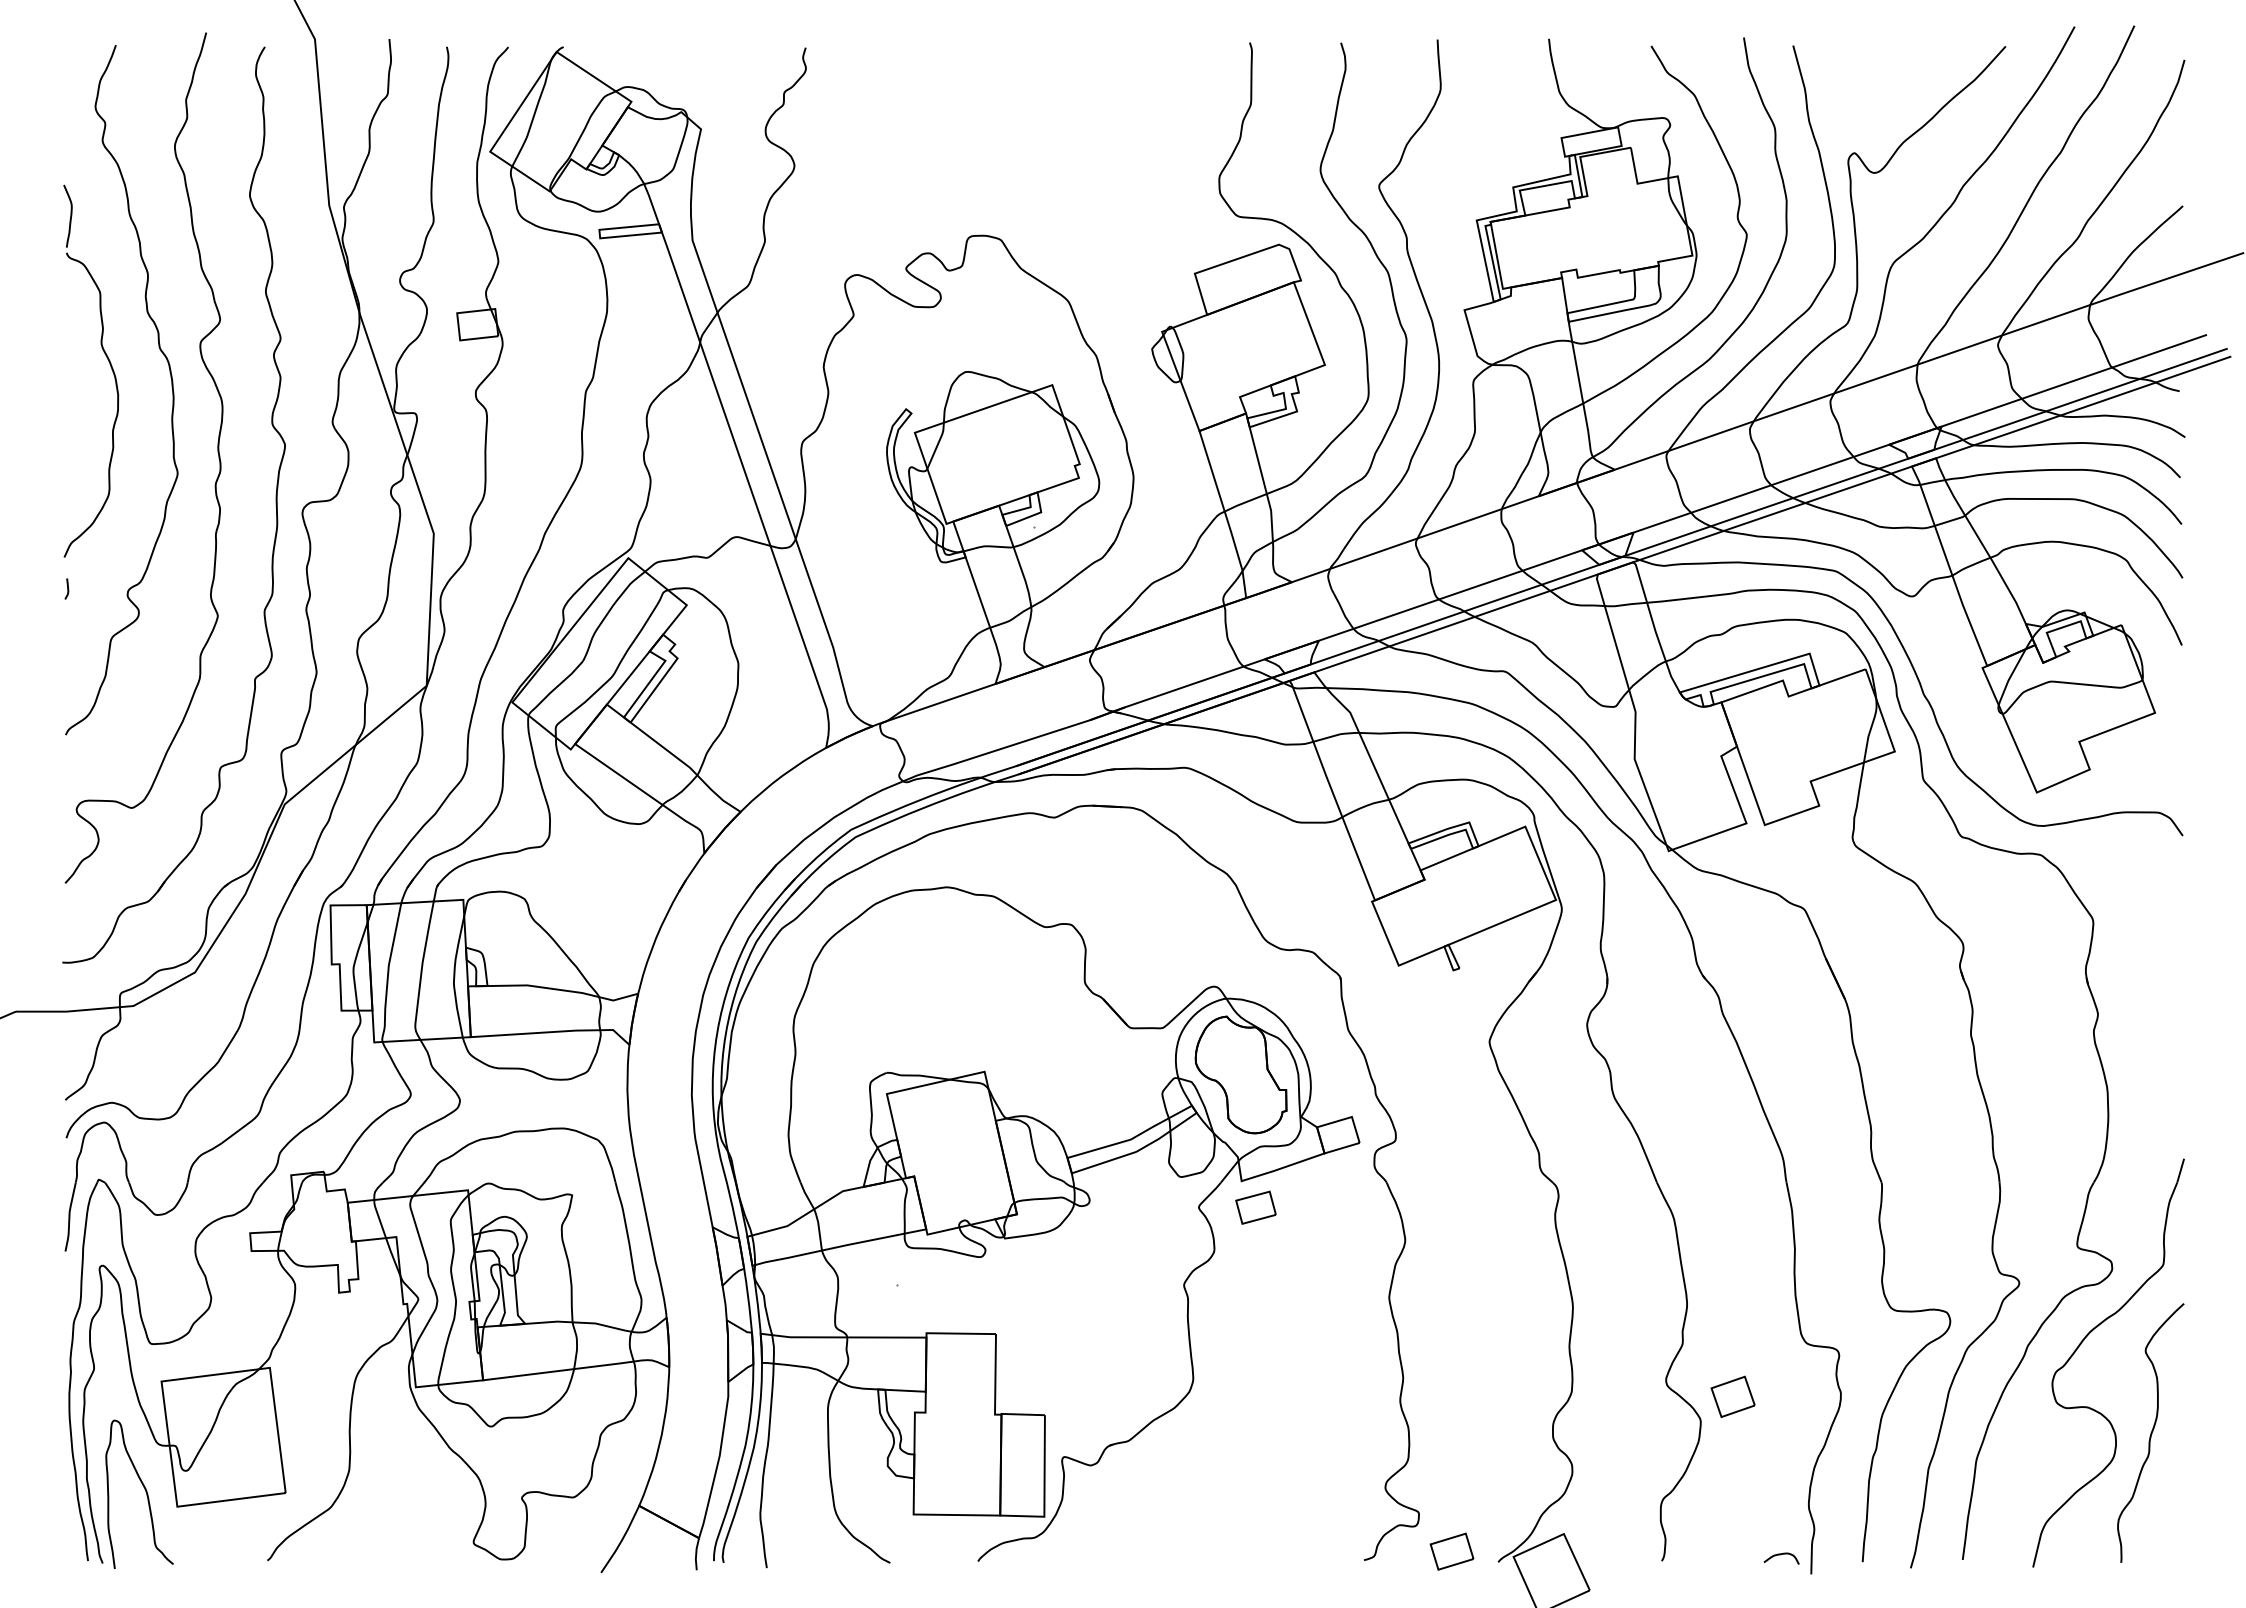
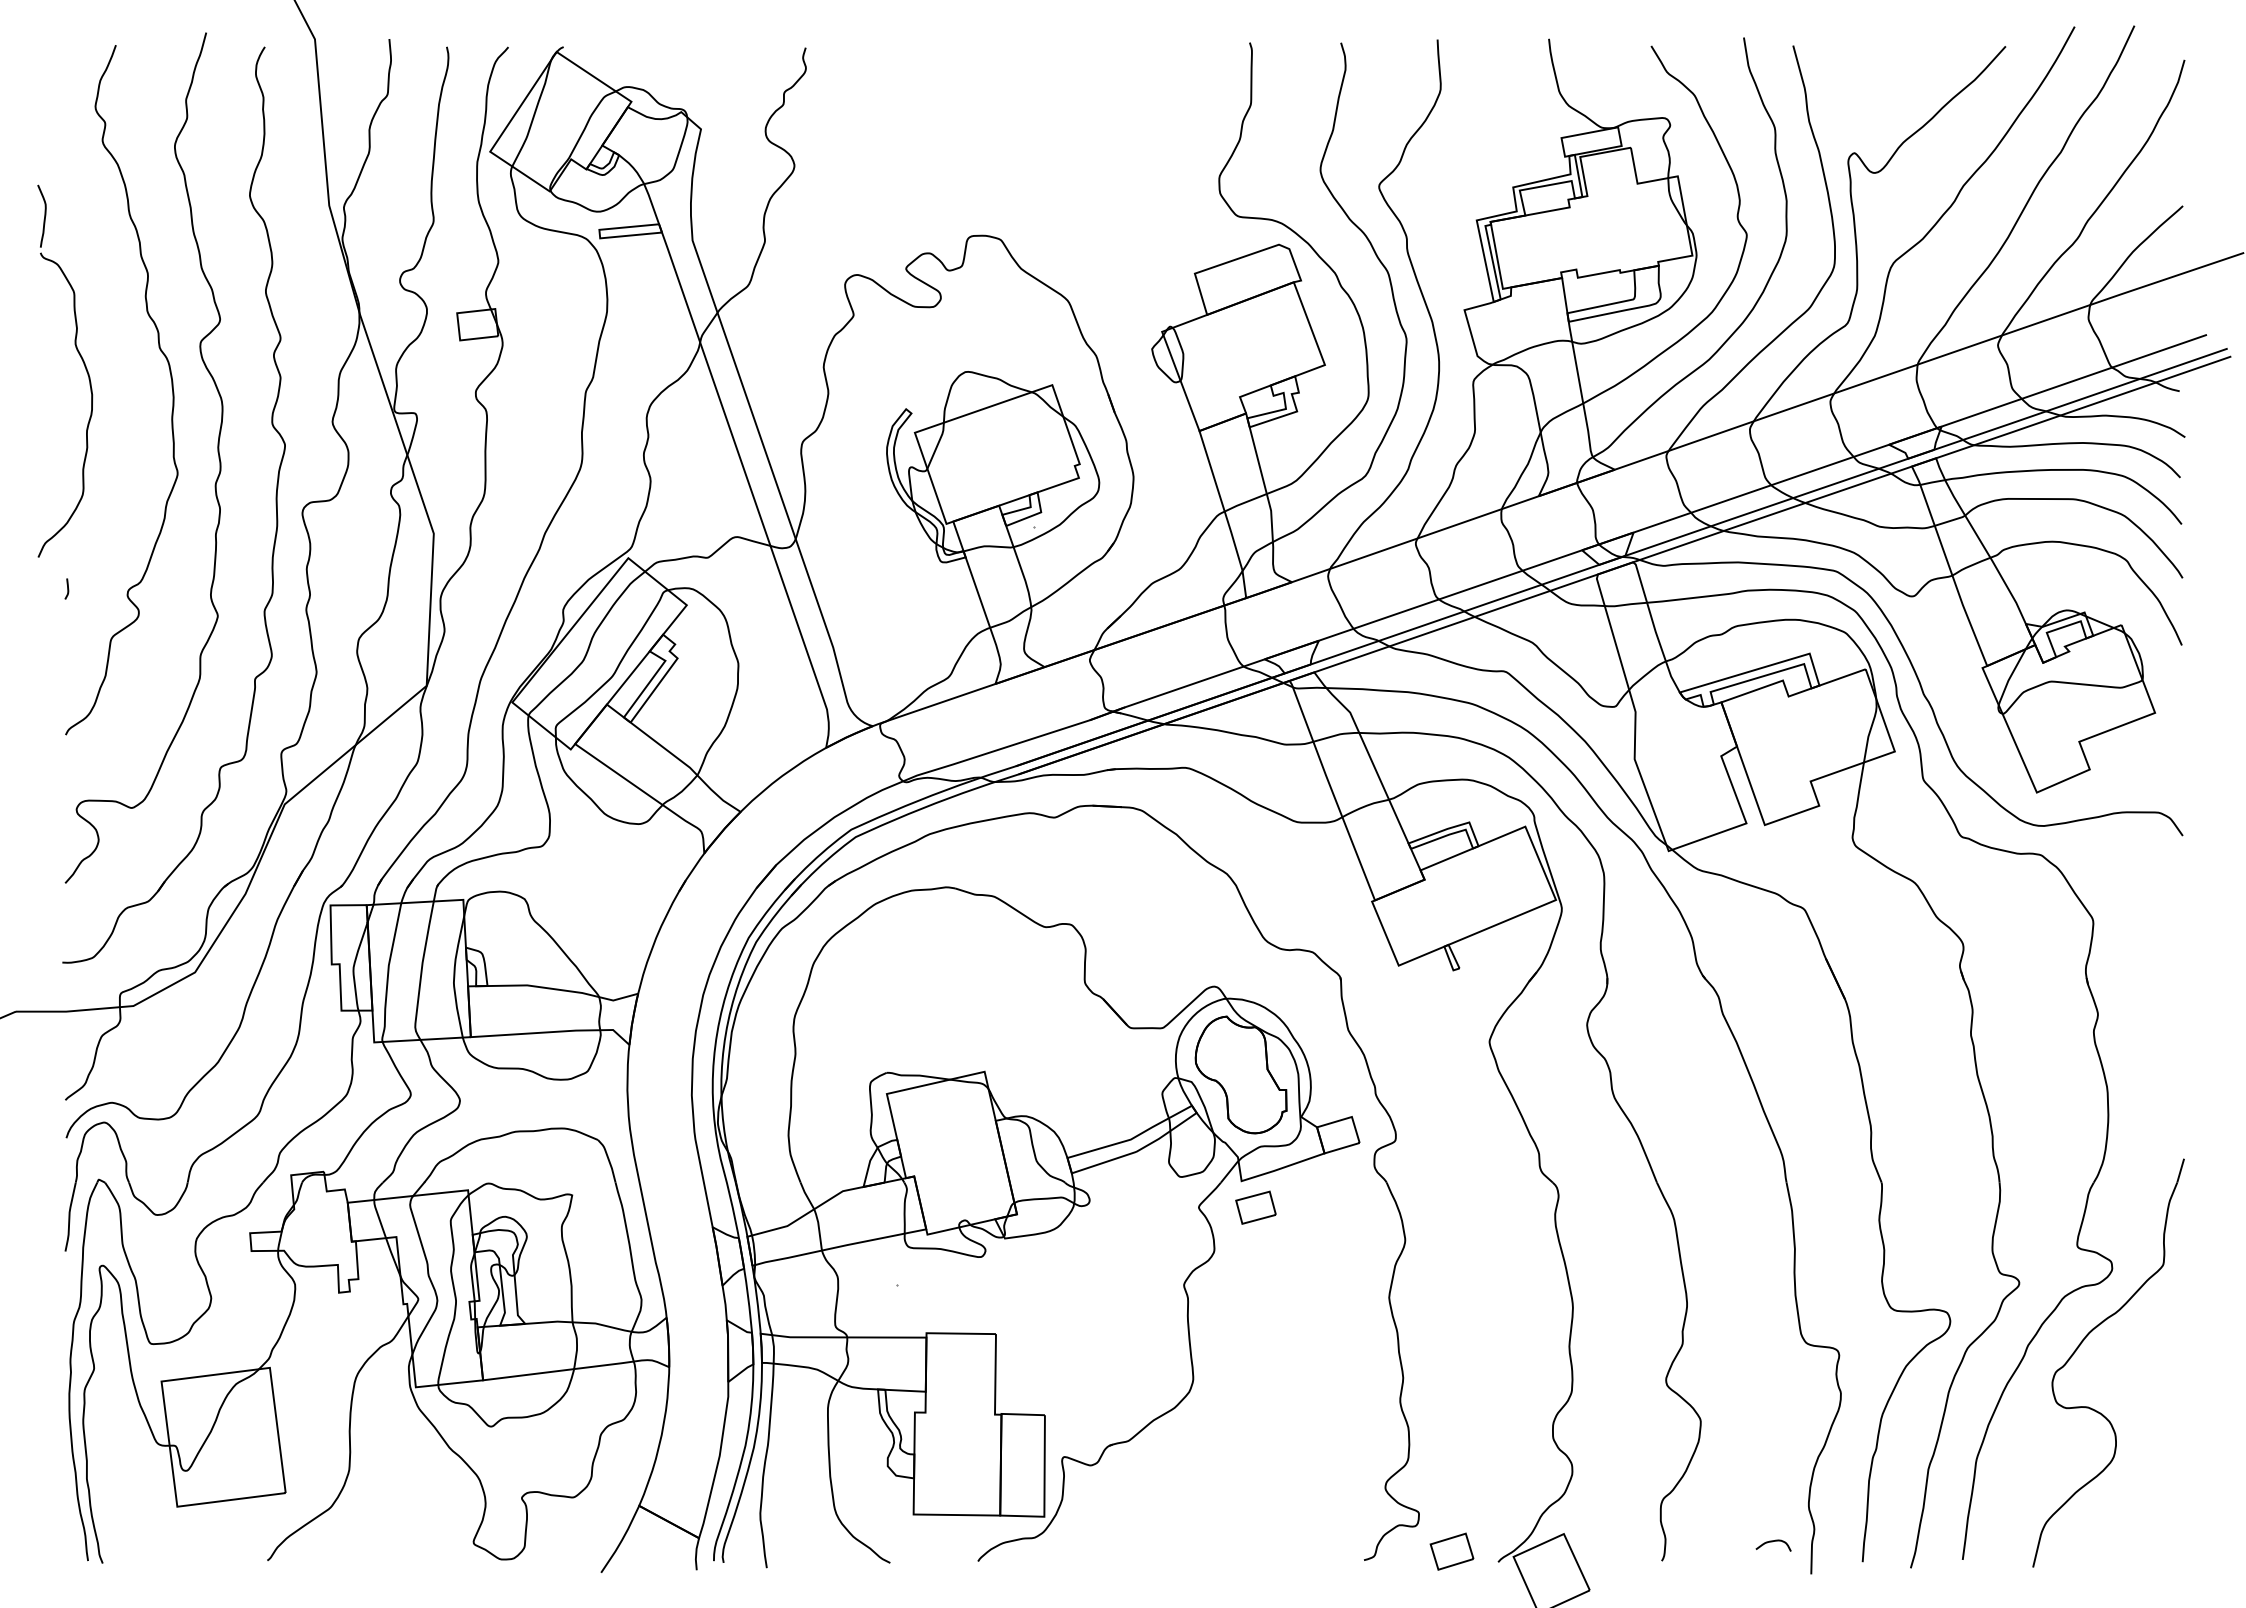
part position: (109, 364) -> (83, 364) (83, 364)
part: present -> none (1732, 1396)
curve: present -> none (2150, 1432)
curve: present -> none (145, 1492)
curve position: (1780, 1555) -> (1772, 1542) (1772, 1542)
